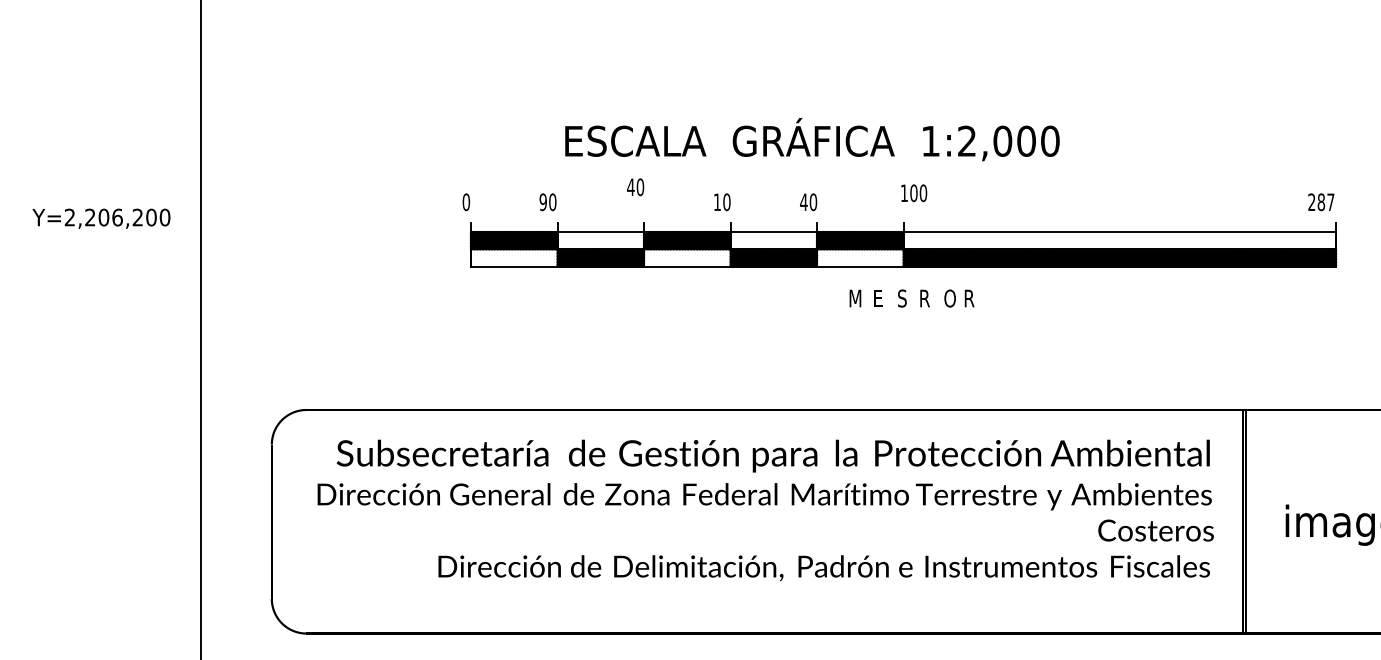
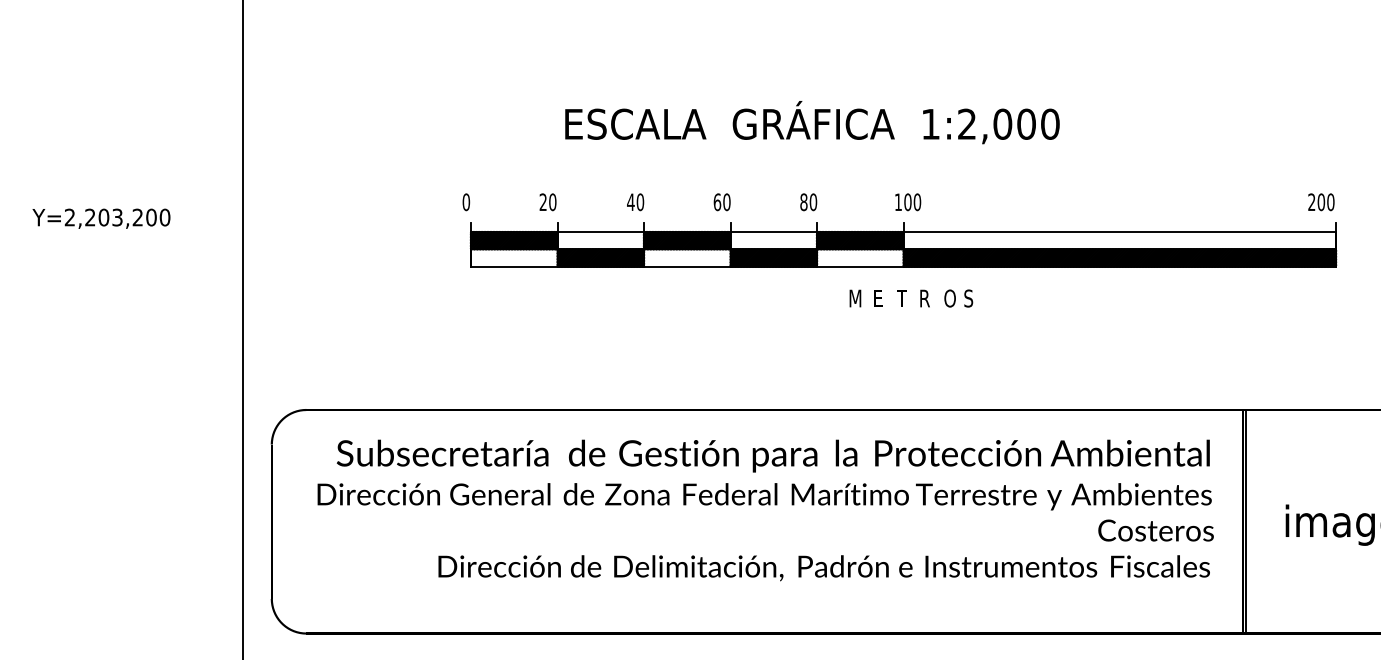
text position: (812, 139) -> (812, 122) (812, 122)
text position: (635, 187) -> (635, 202) (635, 202)
text position: (914, 193) -> (908, 202) (908, 202)
text: 90 -> 20 (542, 202)
text: 10 -> 60 (717, 202)
text: 40 -> 80 (803, 202)
text: 287 -> 200 (1325, 202)
text: Y=2,206,200 -> Y=2,203,200 (117, 217)
text: S -> T (901, 298)
text: R -> S (969, 298)
line position: (201, 329) -> (243, 329) (243, 329)
